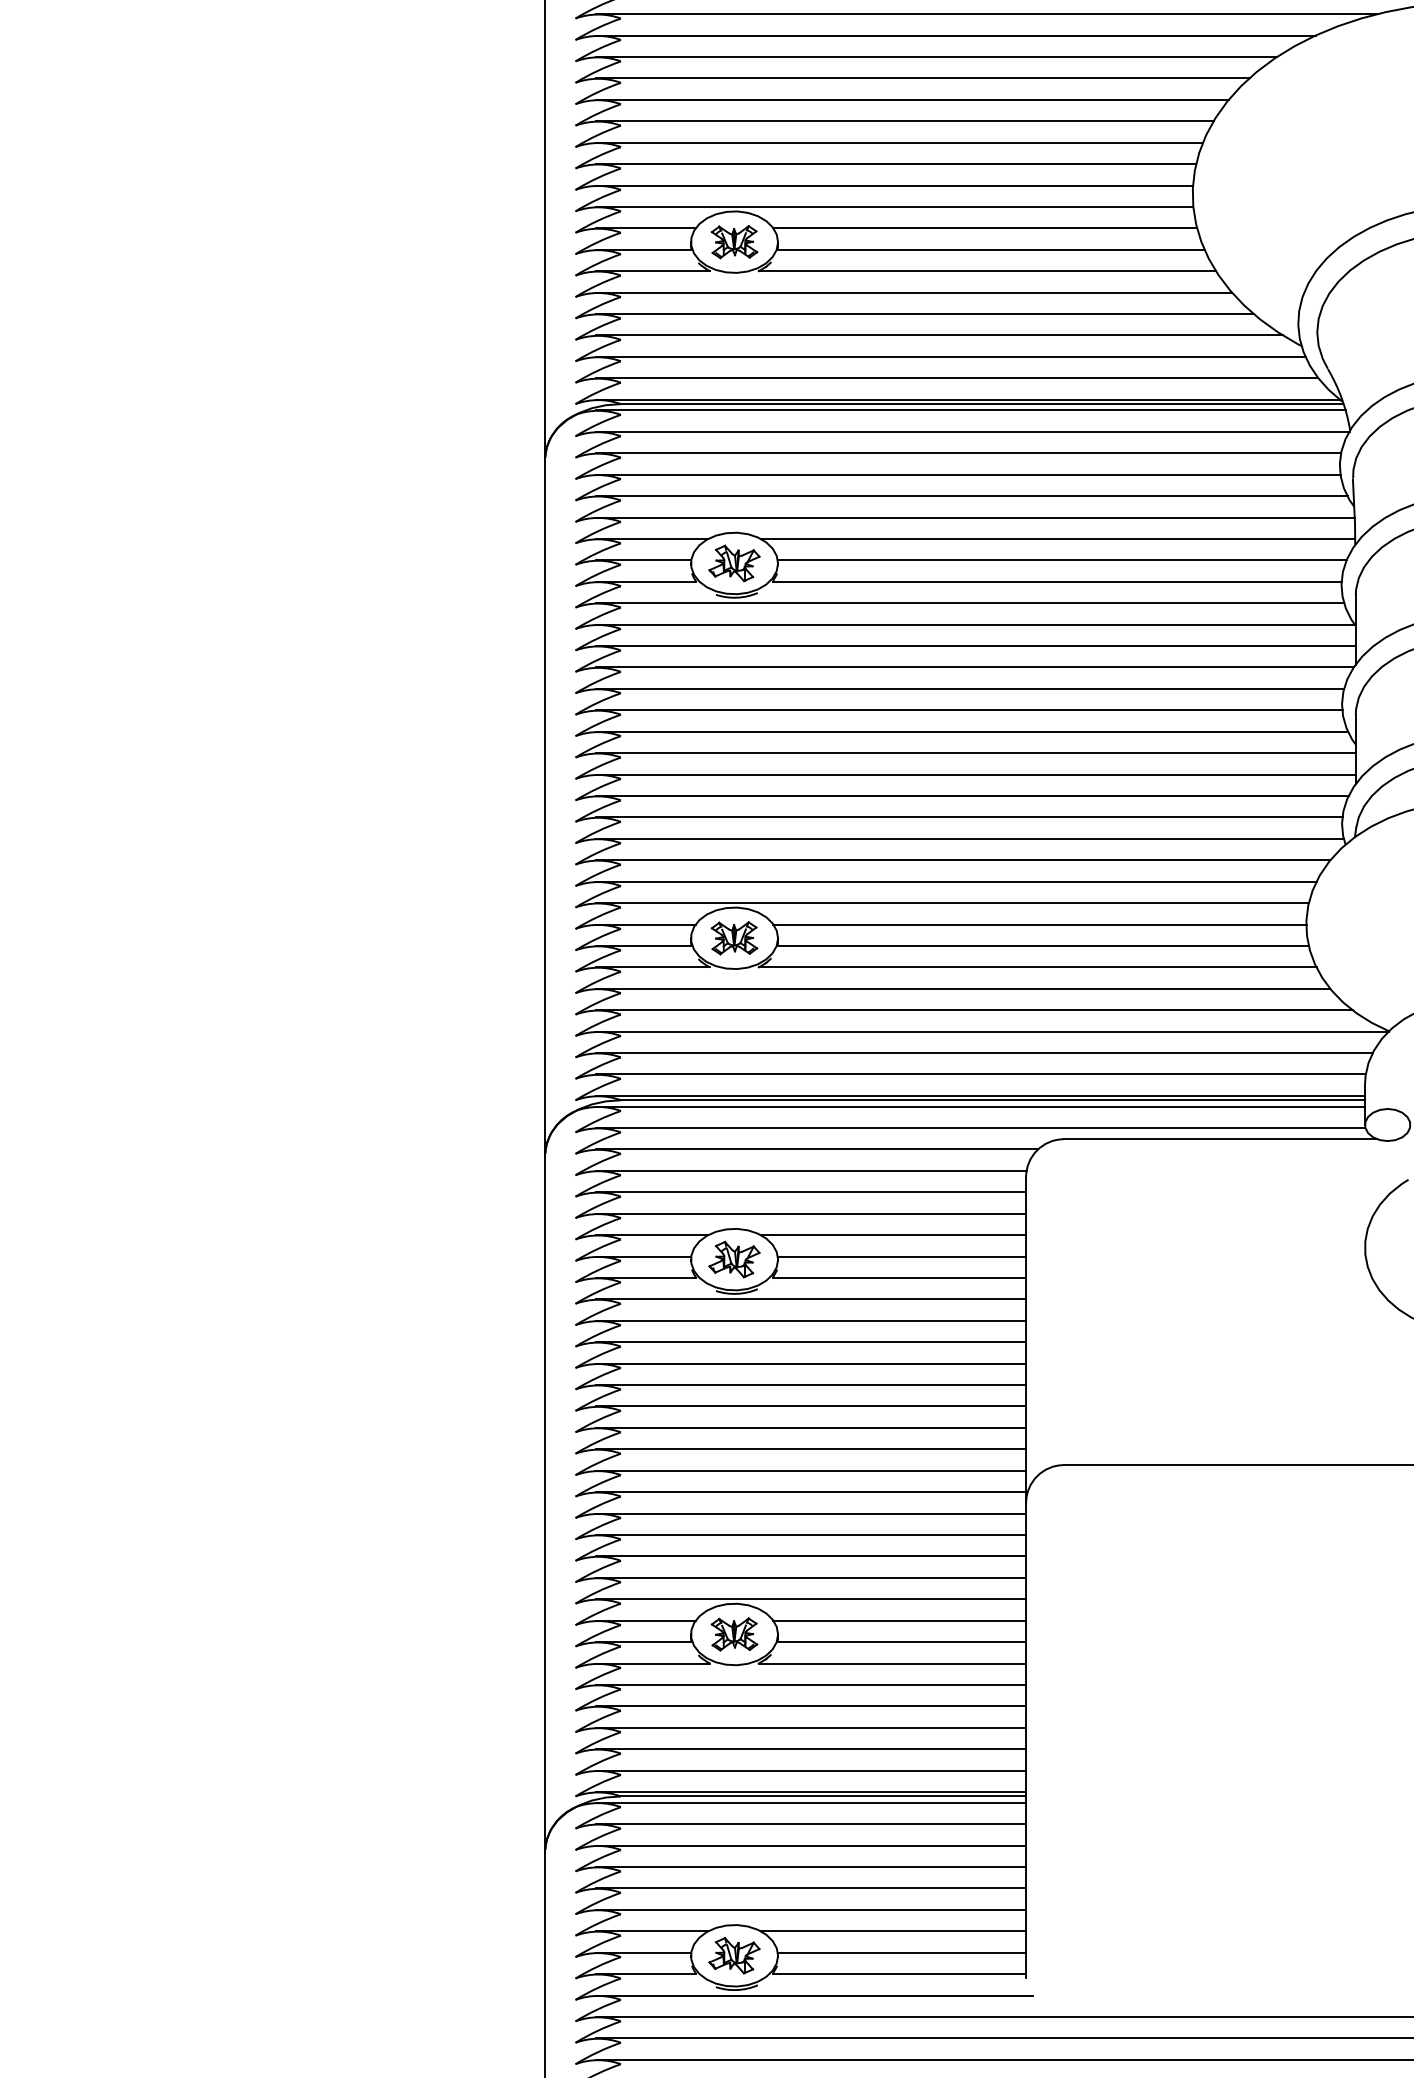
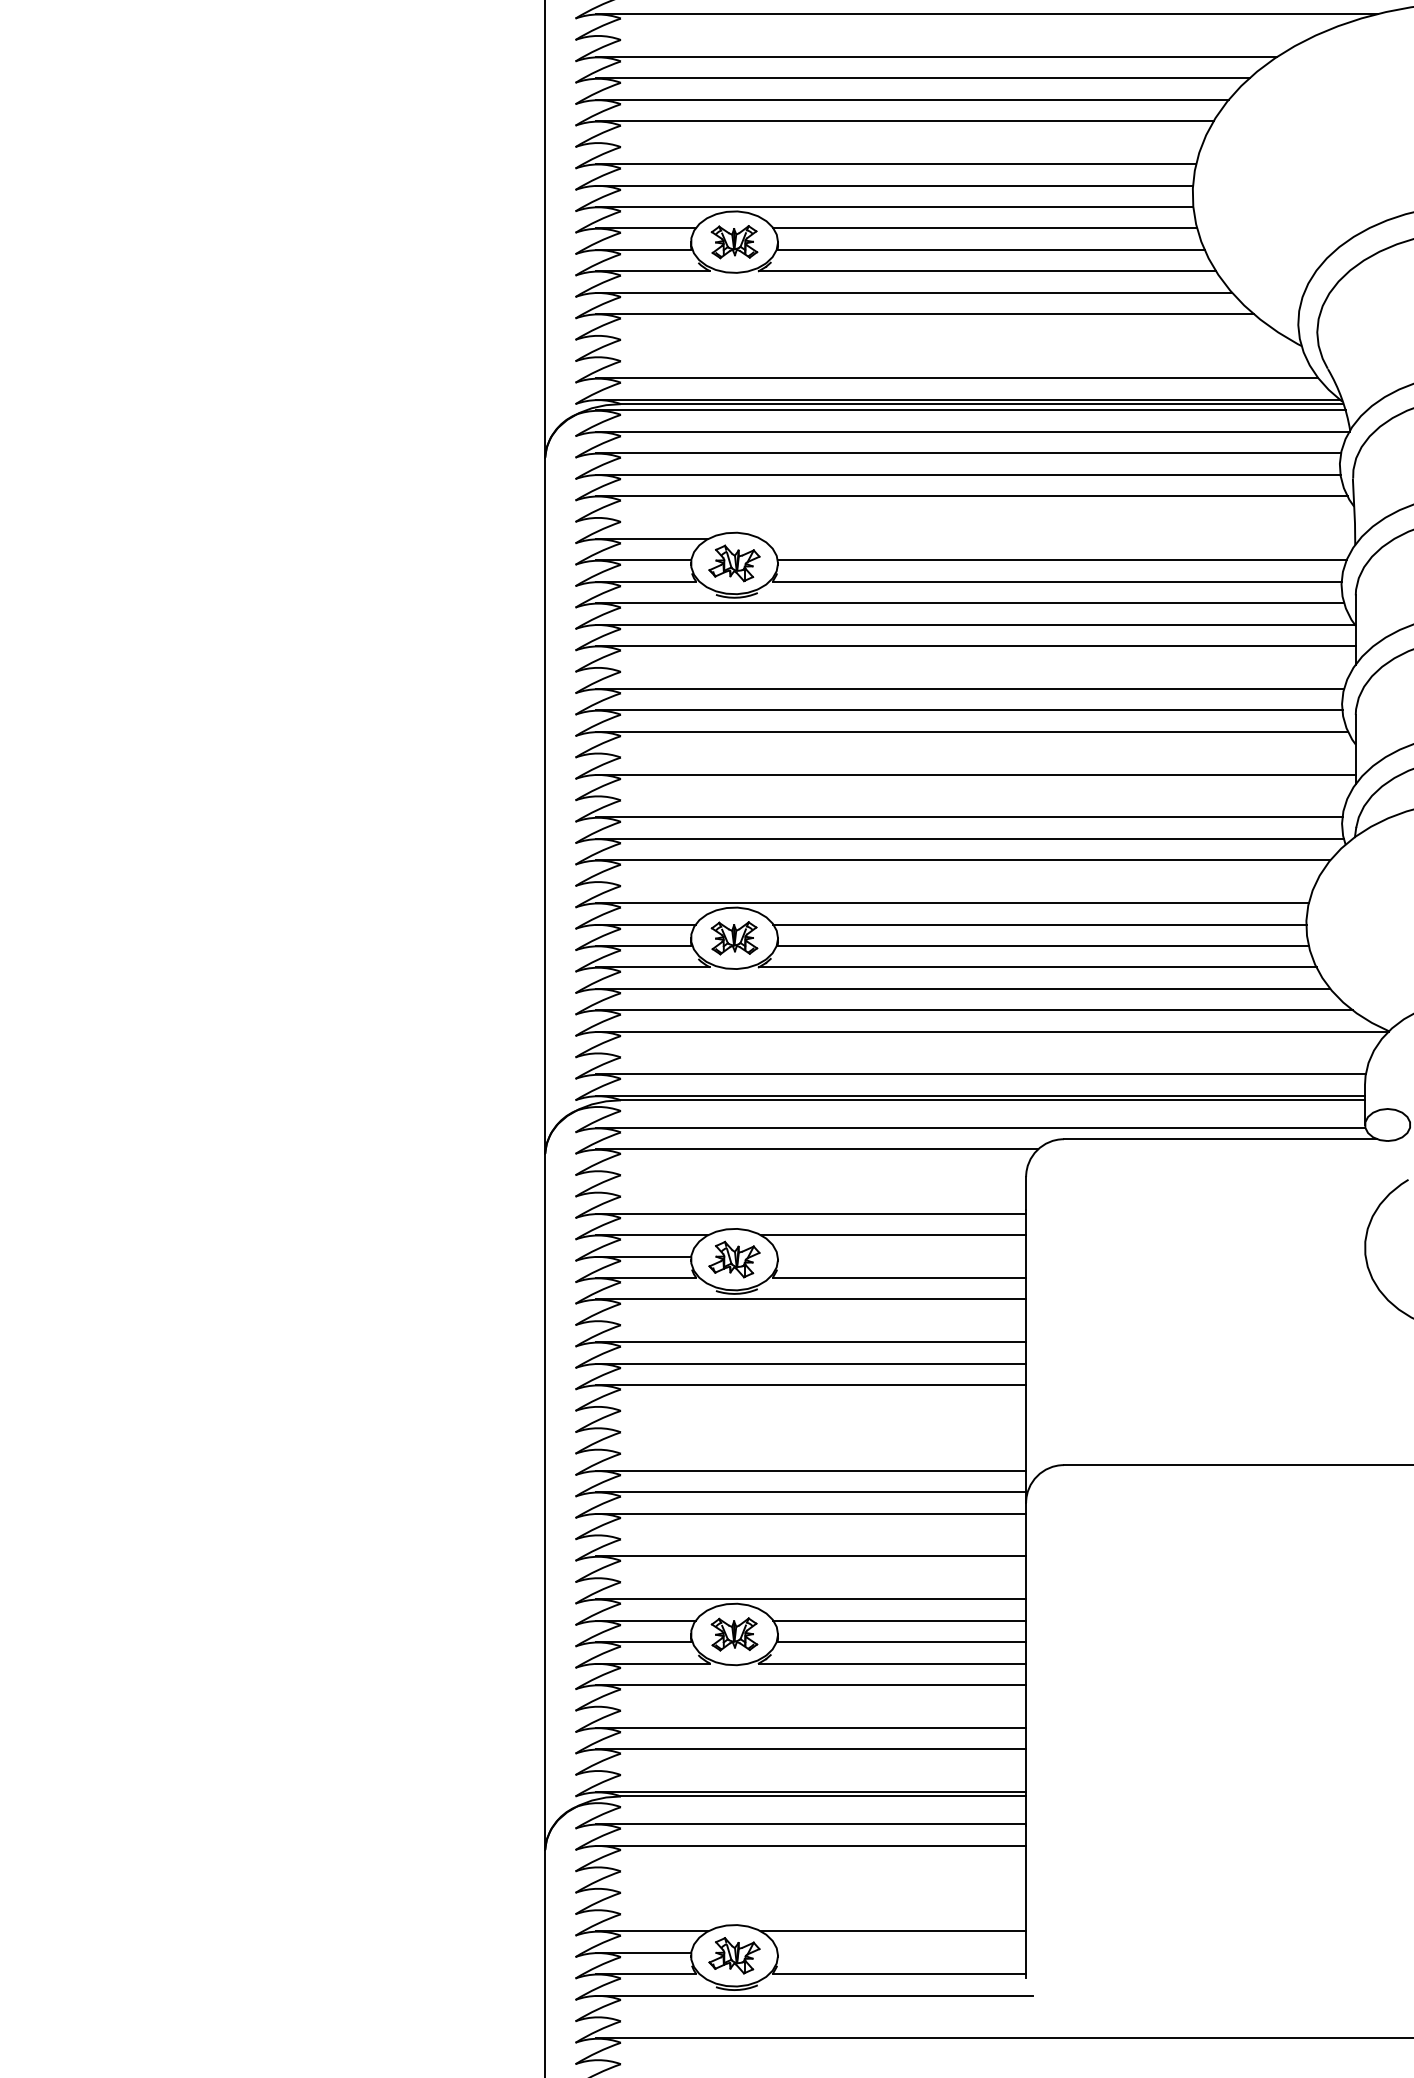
line: present -> none (955, 35)
line: present -> none (899, 142)
line: present -> none (939, 335)
line: present -> none (950, 356)
line: present -> none (974, 517)
line: present -> none (1057, 538)
line: present -> none (974, 667)
line: present -> none (975, 753)
line: present -> none (971, 795)
line: present -> none (955, 881)
line: present -> none (983, 1053)
line: present -> none (980, 1106)
line: present -> none (810, 1170)
line: present -> none (810, 1192)
line: present -> none (901, 1256)
line: present -> none (810, 1320)
line: present -> none (810, 1406)
line: present -> none (810, 1427)
line: present -> none (810, 1449)
line: present -> none (810, 1534)
line: present -> none (810, 1577)
line: present -> none (810, 1706)
line: present -> none (810, 1770)
line: present -> none (810, 1802)
line: present -> none (810, 1867)
line: present -> none (810, 1888)
line: present -> none (810, 1909)
line: present -> none (901, 1952)
line: present -> none (1002, 2016)
line: present -> none (1002, 2059)
